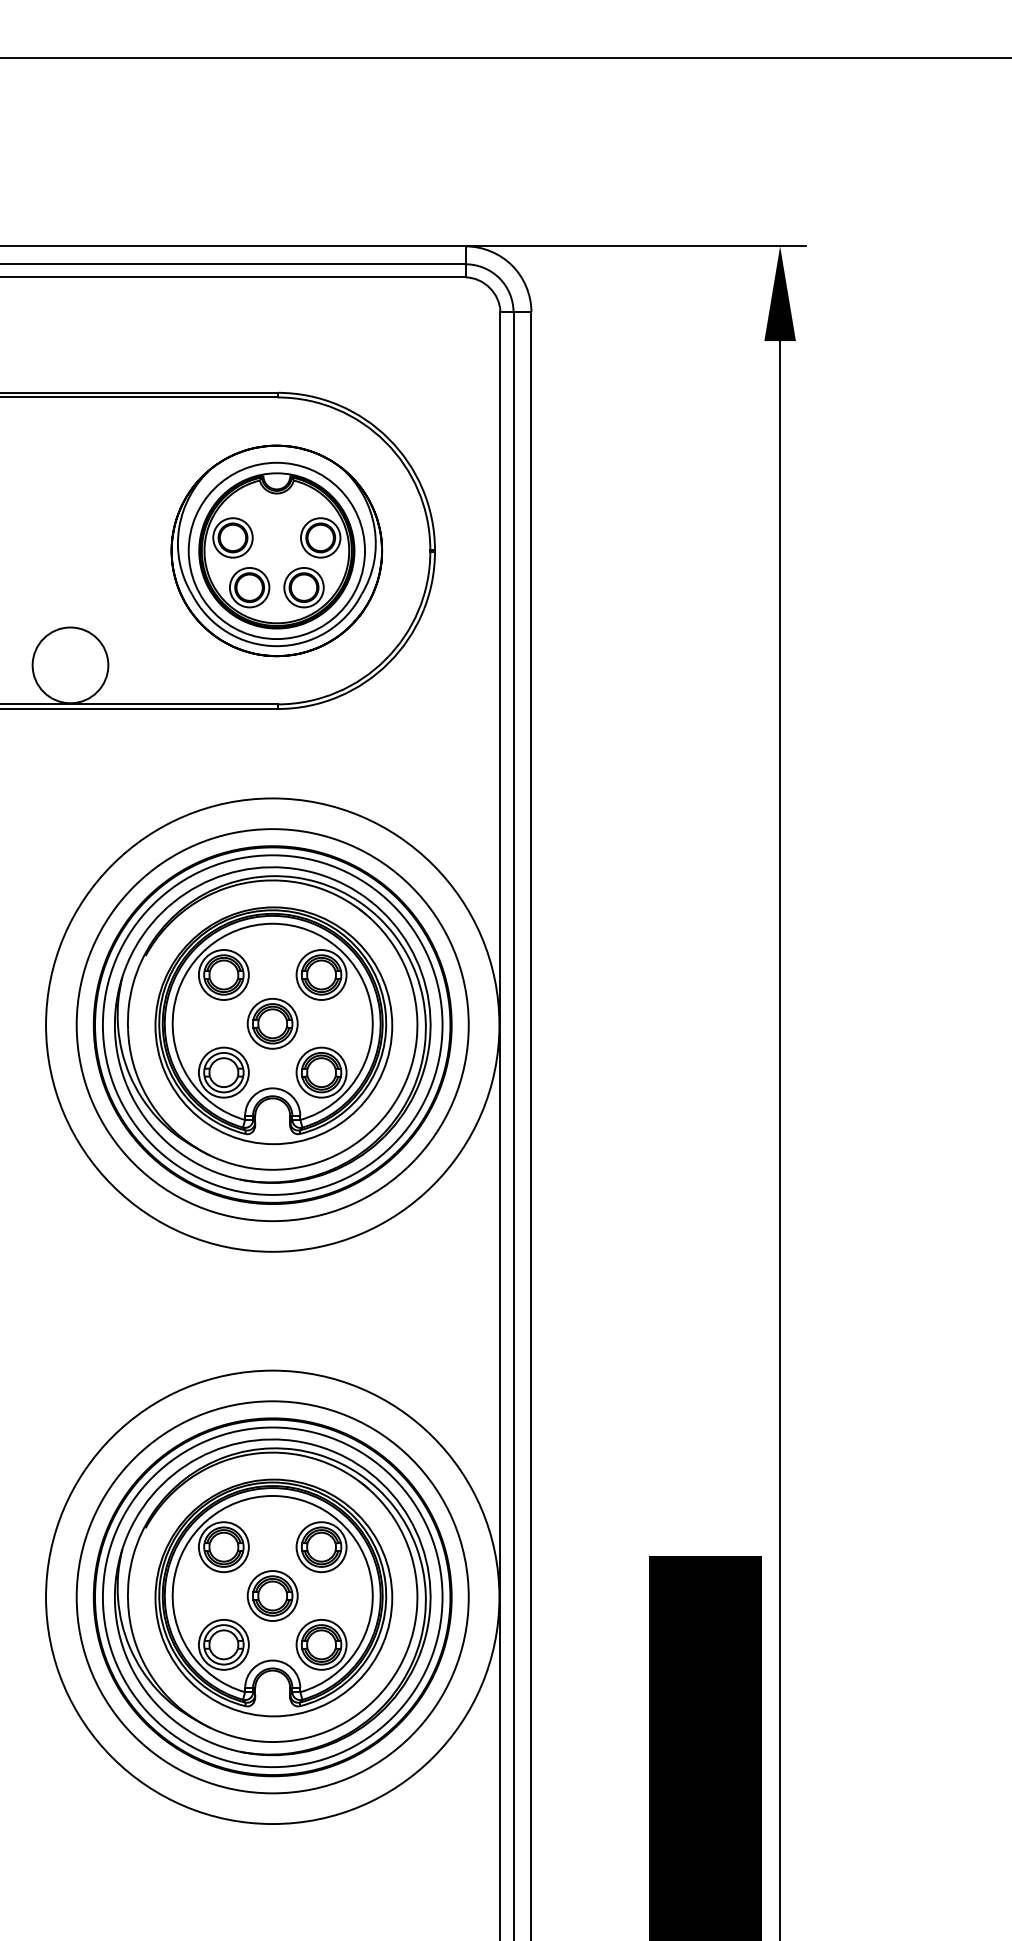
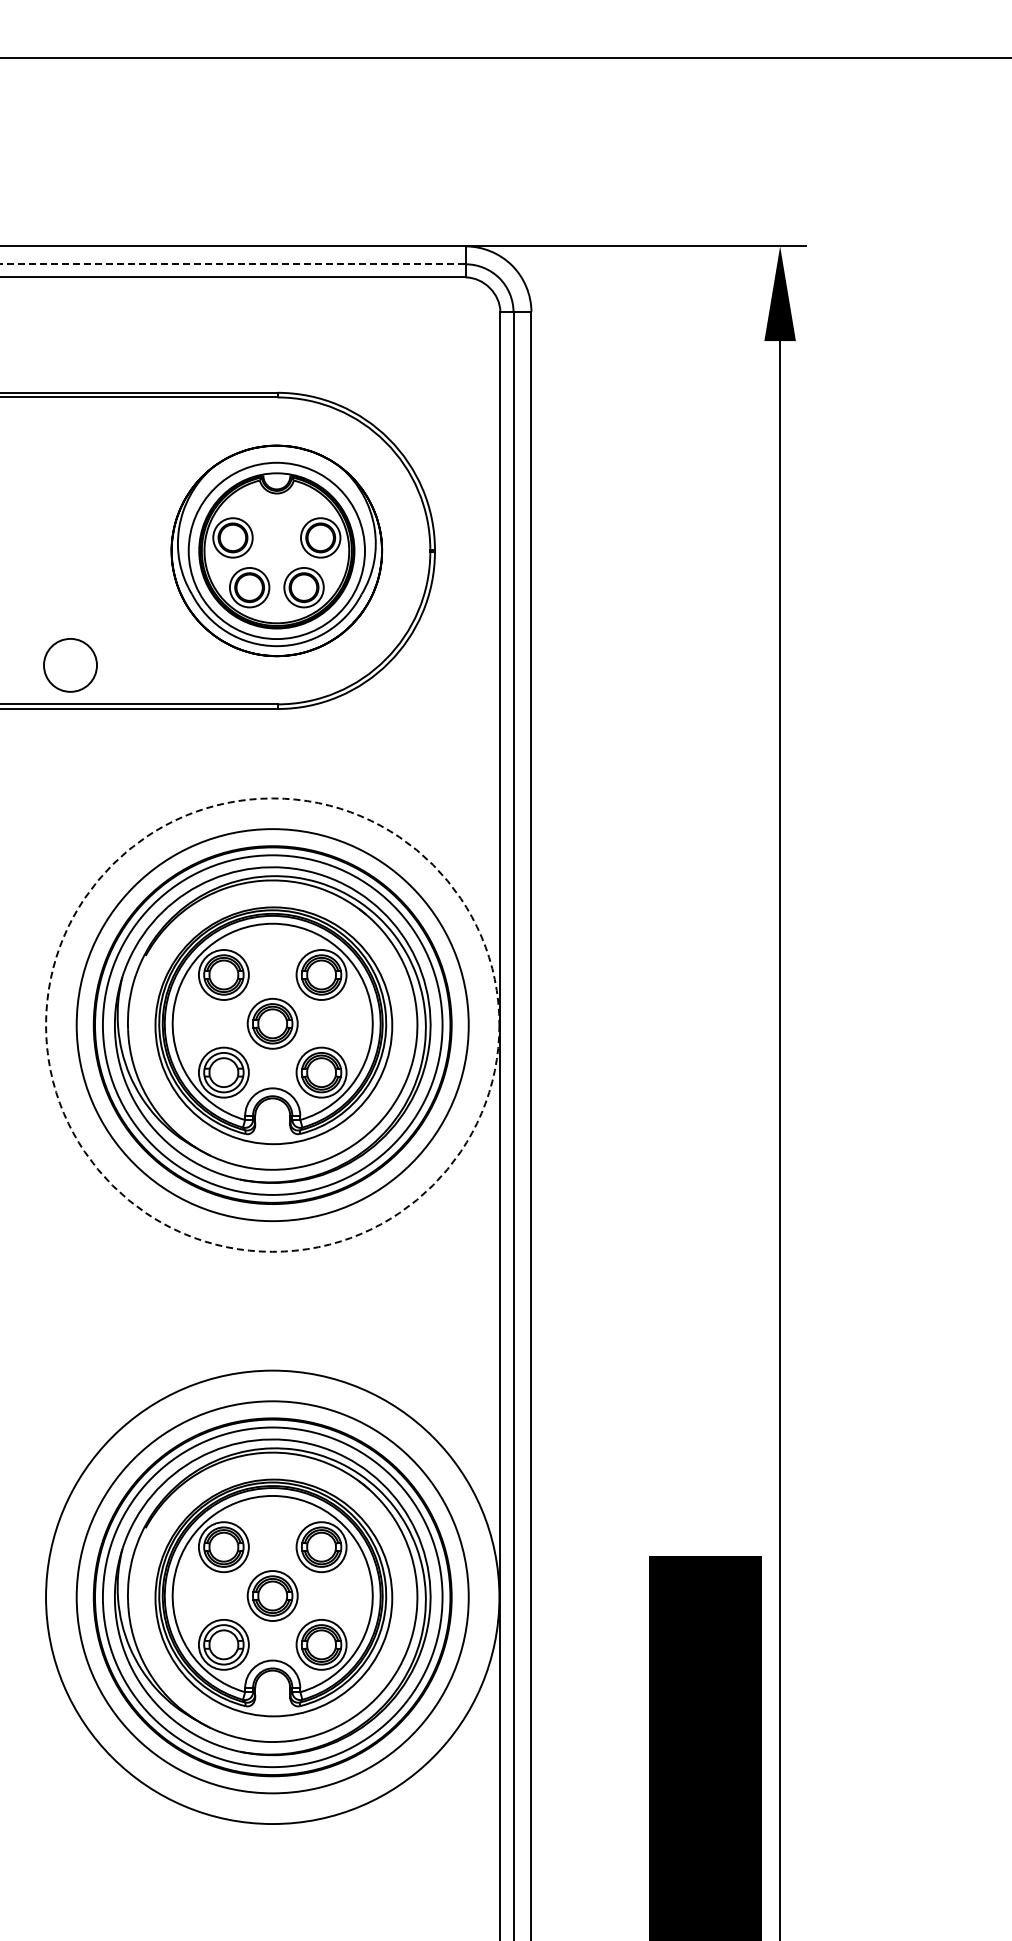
line: solid -> dashed (232, 264)
circle diameter: 76 px -> 53 px (70, 664)
circle: solid -> dashed (272, 1024)
